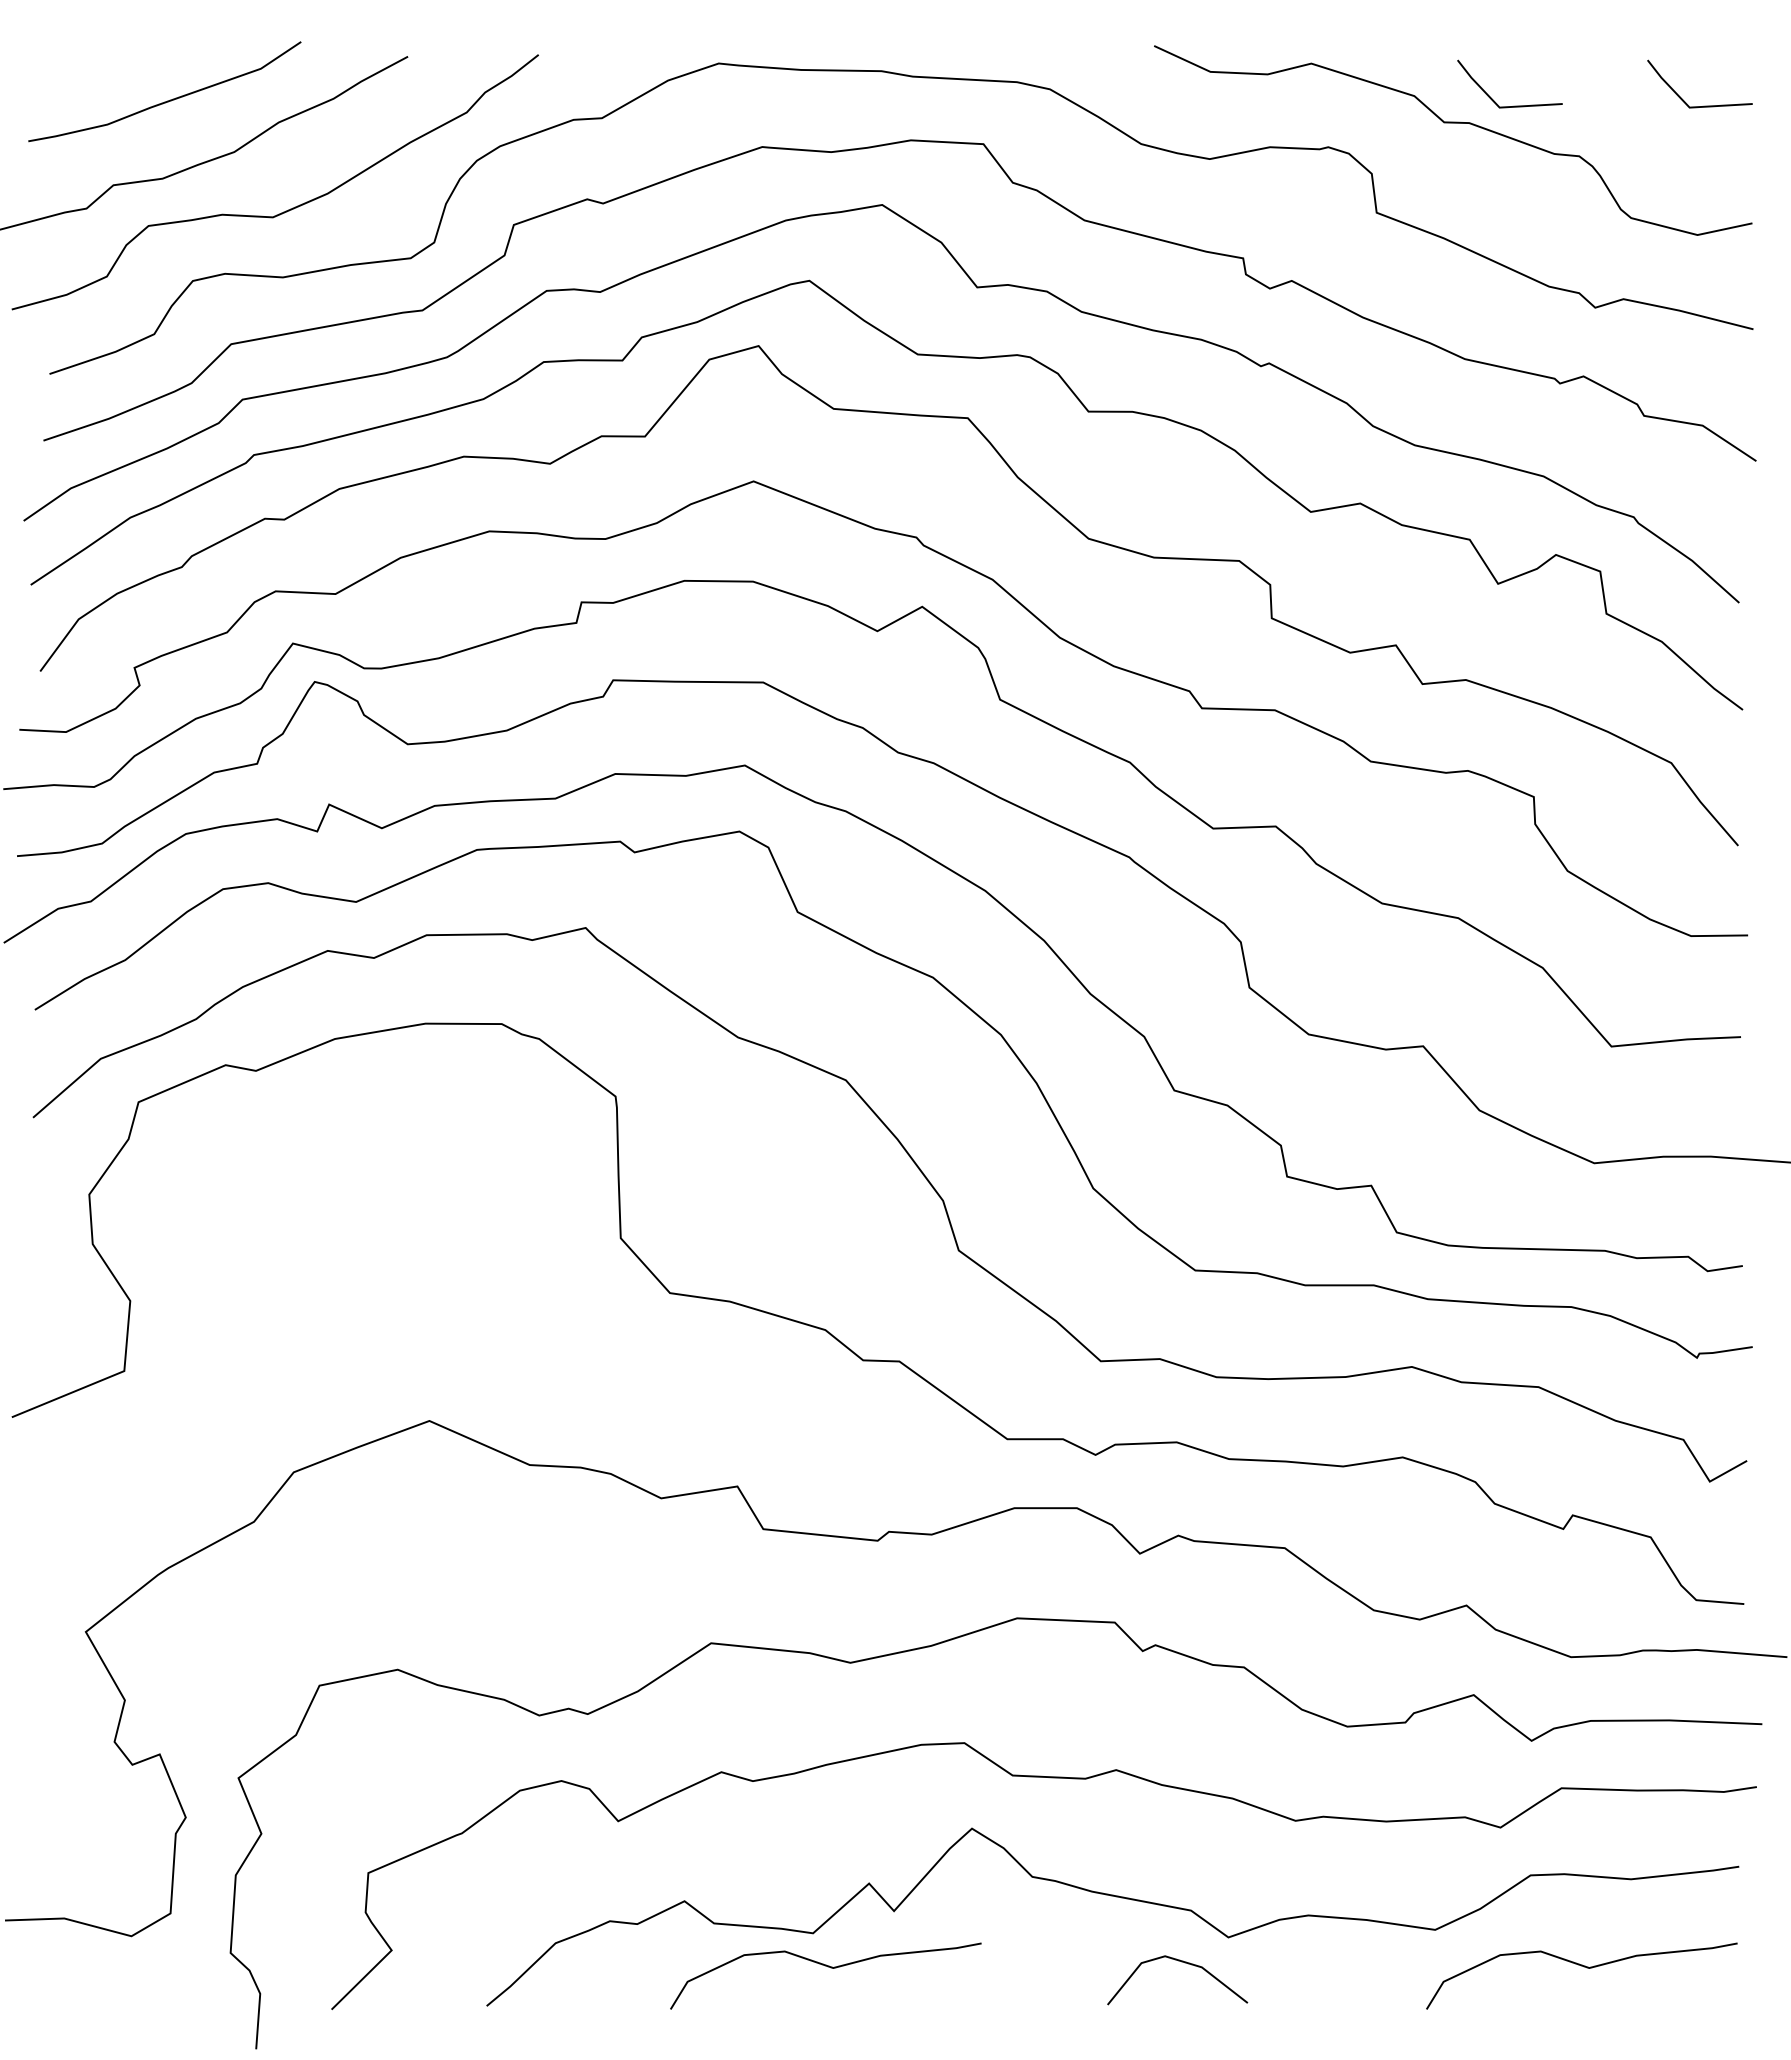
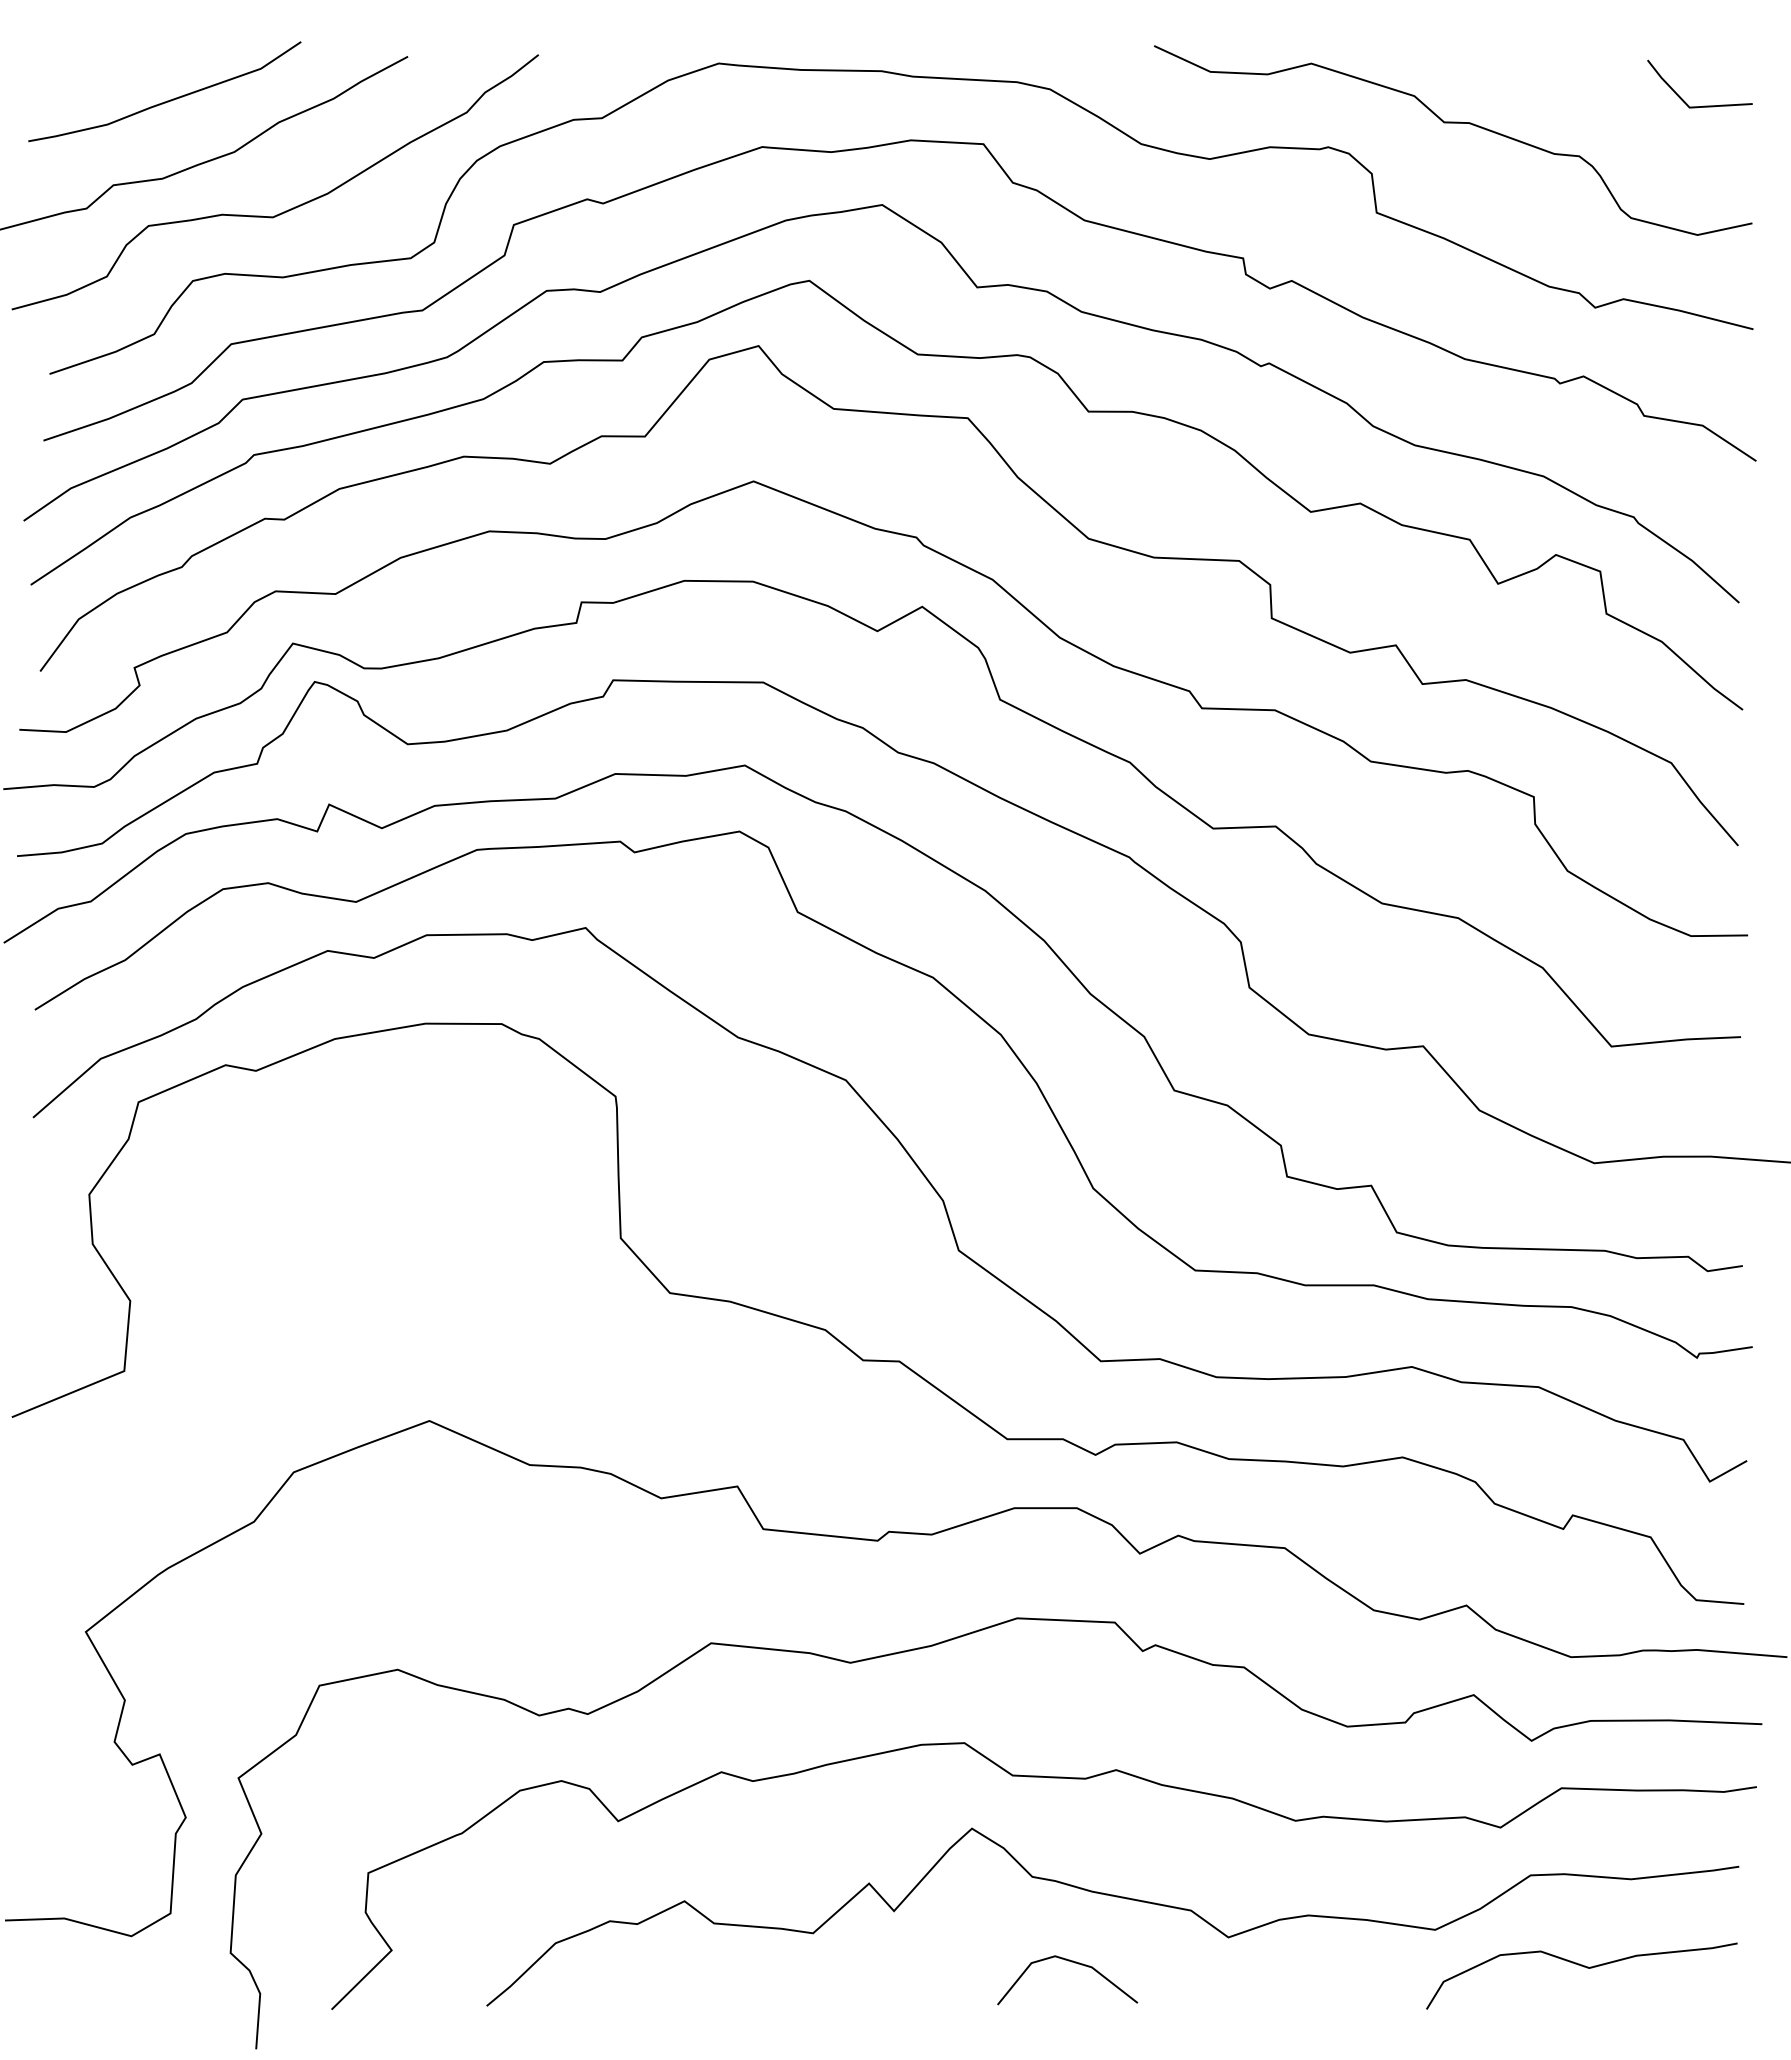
line: present -> none (1513, 105)
line position: (1181, 1962) -> (1071, 1962) (1071, 1962)
curve: present -> none (828, 1967)
